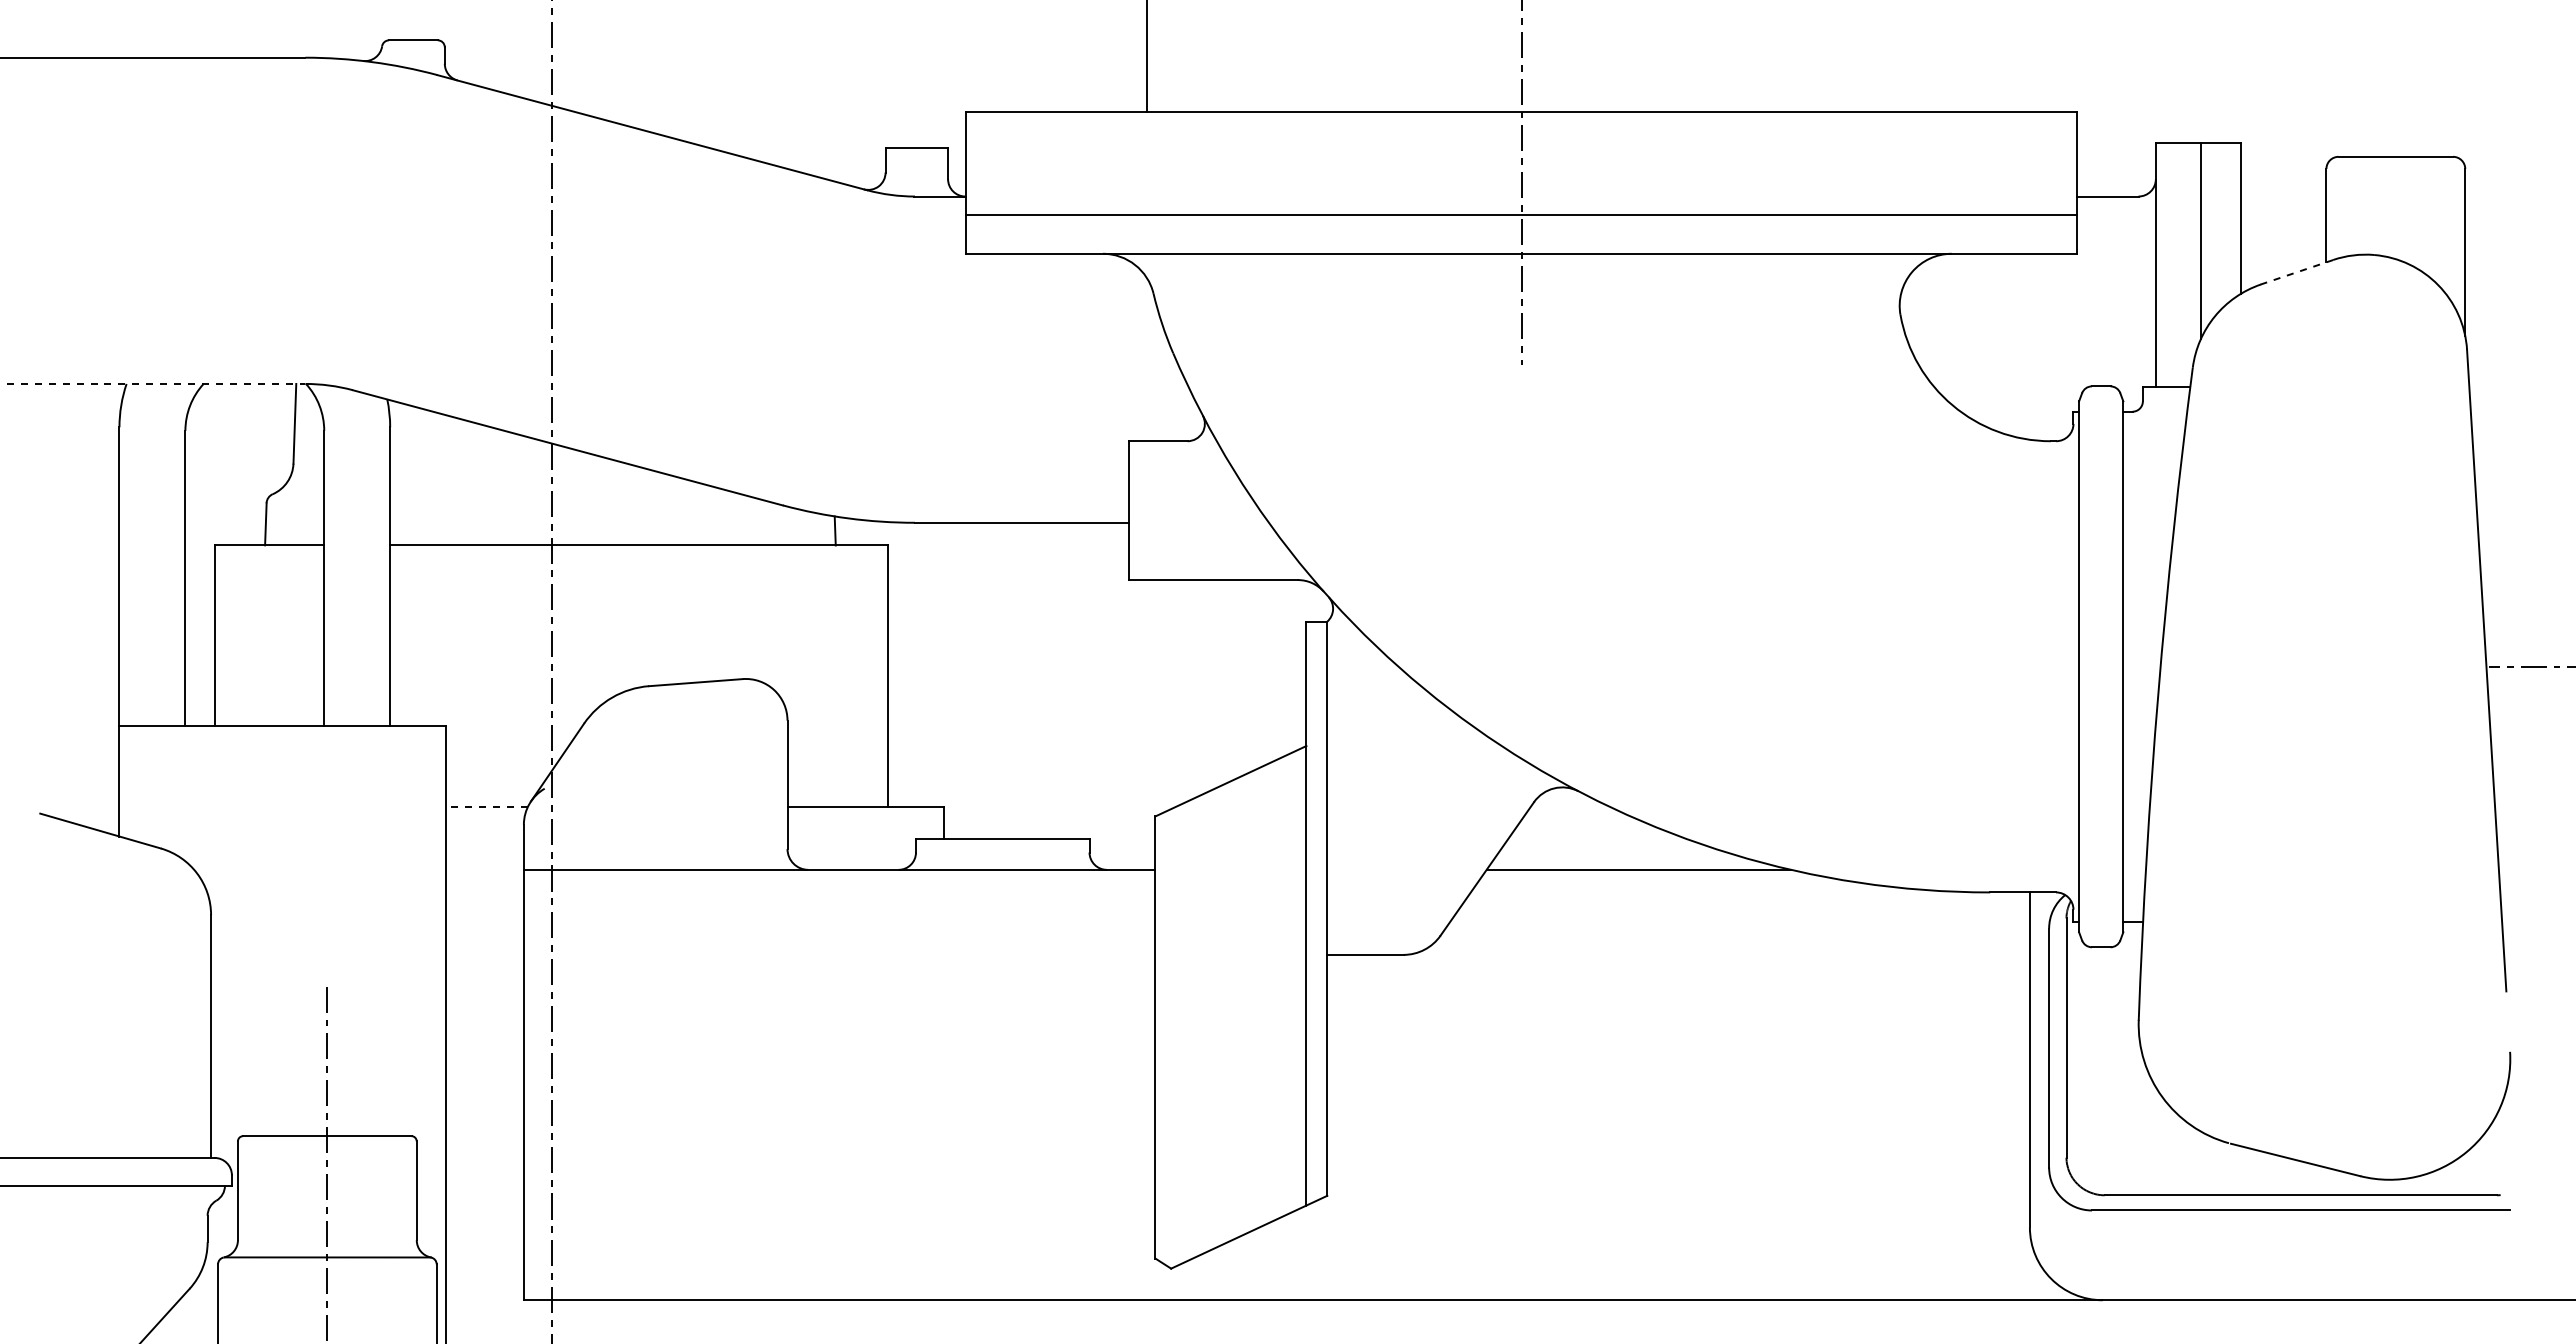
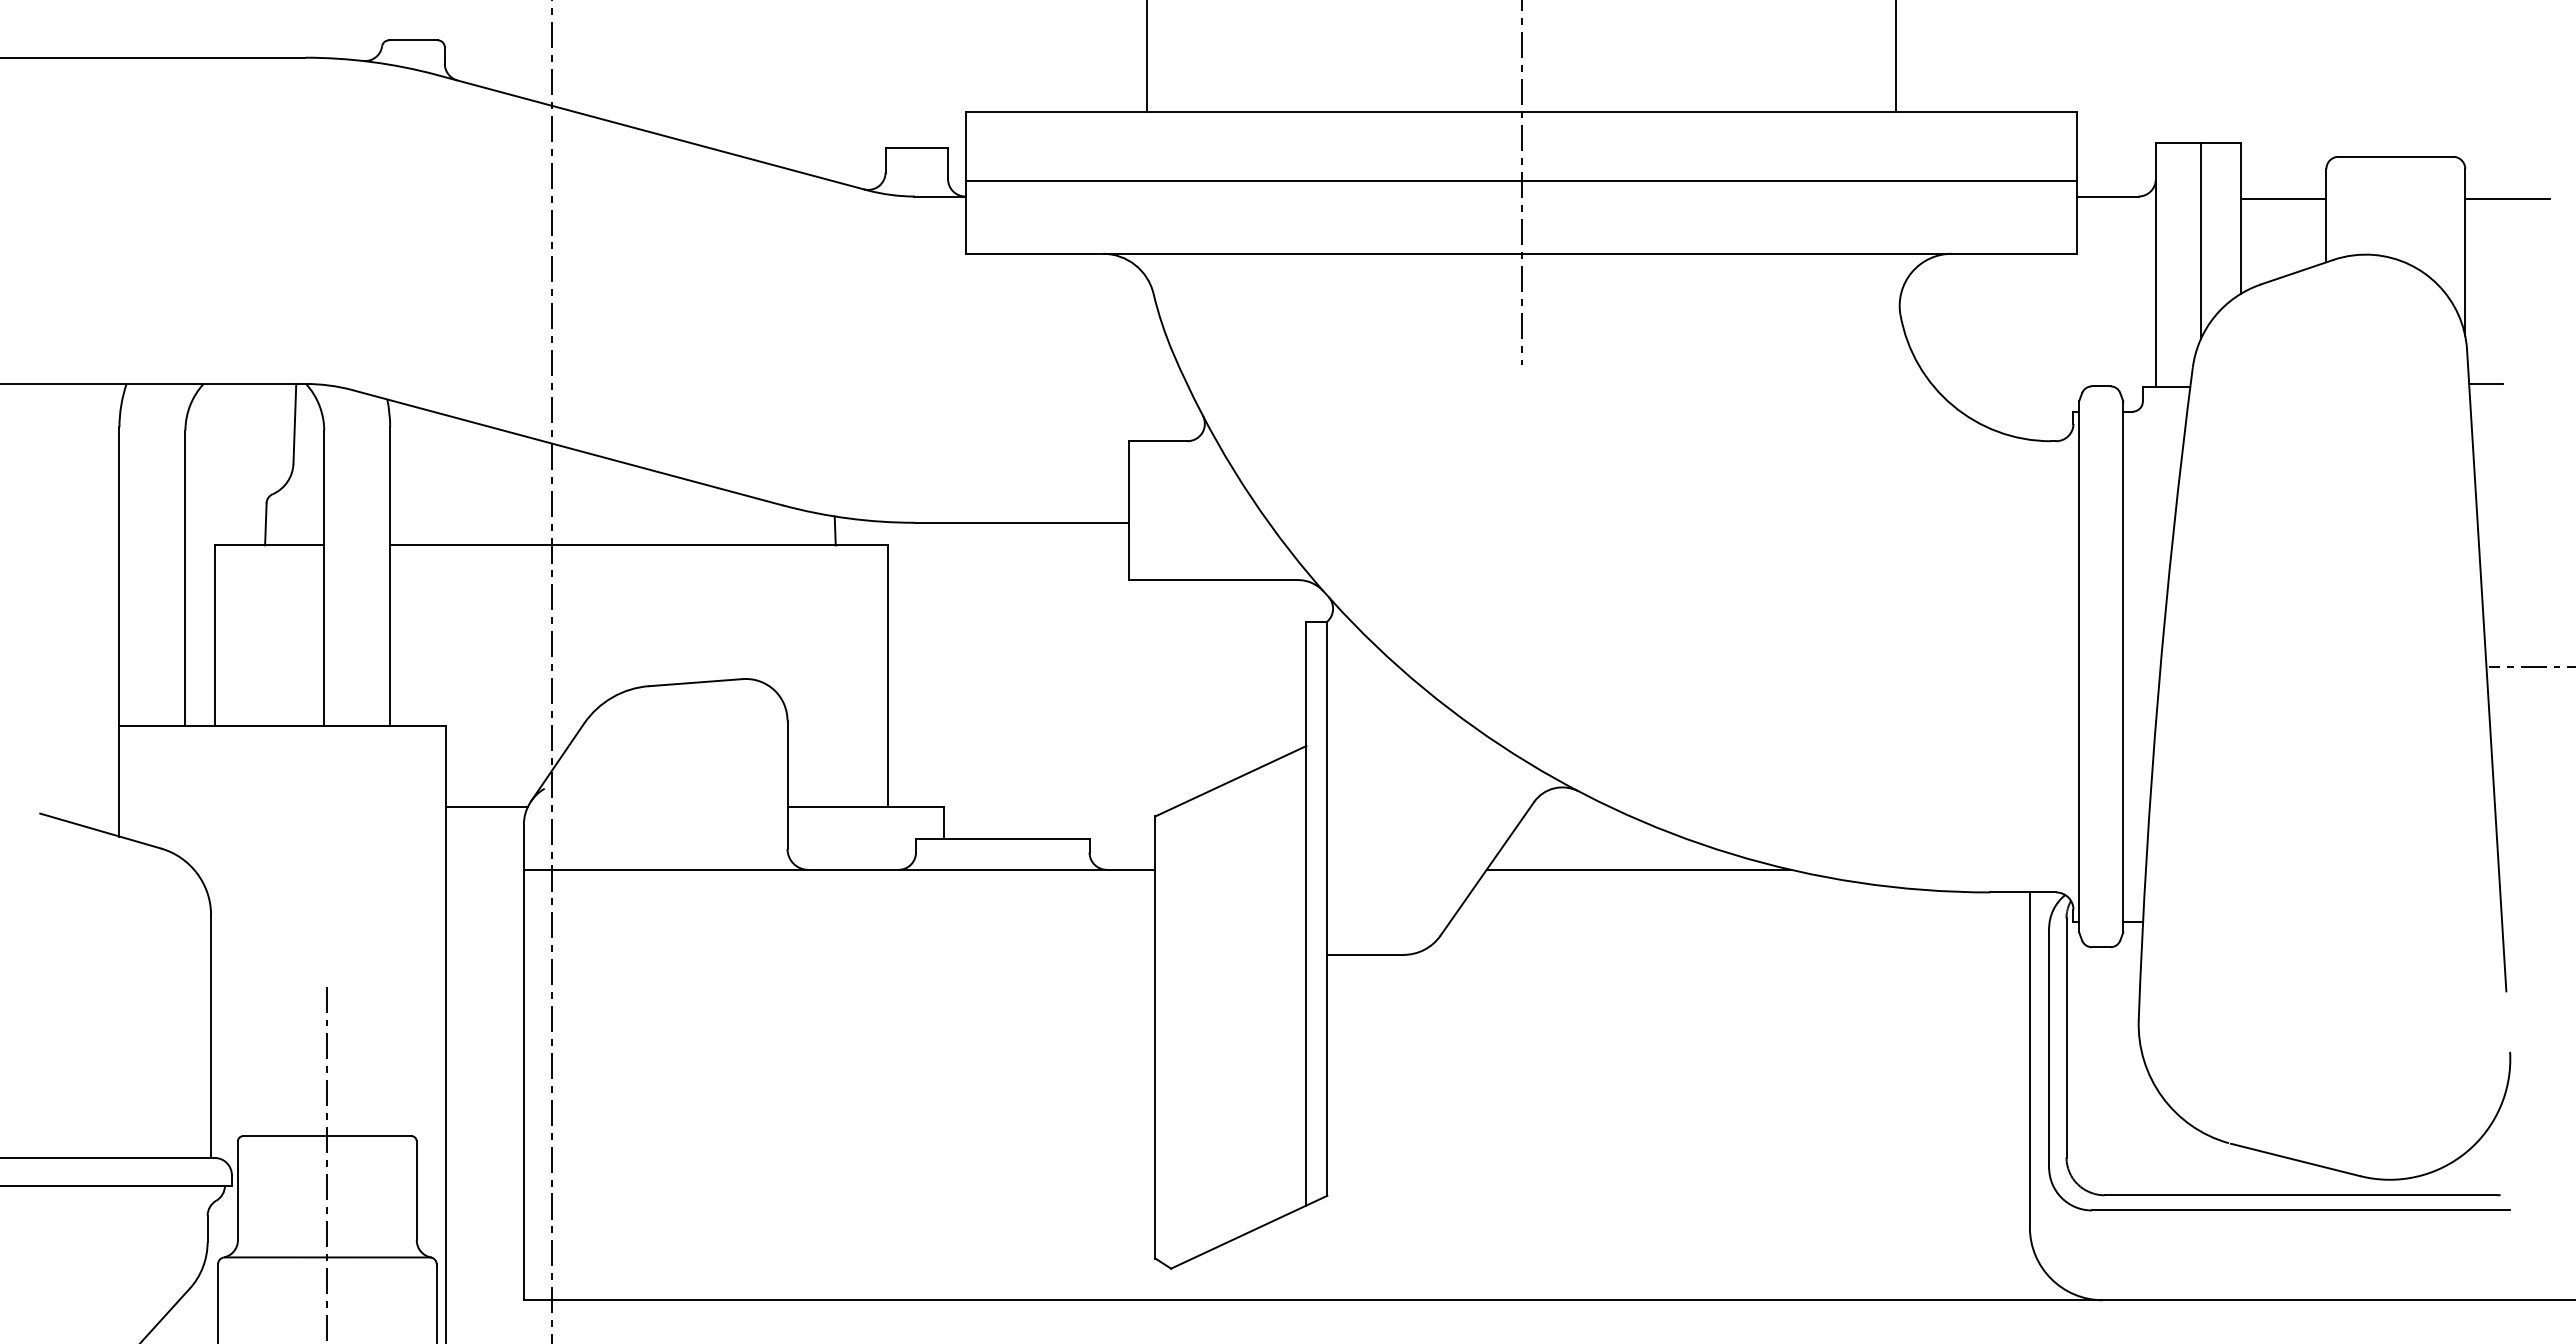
line: none -> present (1896, 56)
line: none -> present (2283, 198)
line: none -> present (2507, 198)
line position: (1521, 214) -> (1521, 180) (1521, 180)
line: dashed -> solid (2296, 272)
line: dashed -> solid (153, 383)
line: none -> present (2485, 383)
line: dashed -> solid (486, 807)
